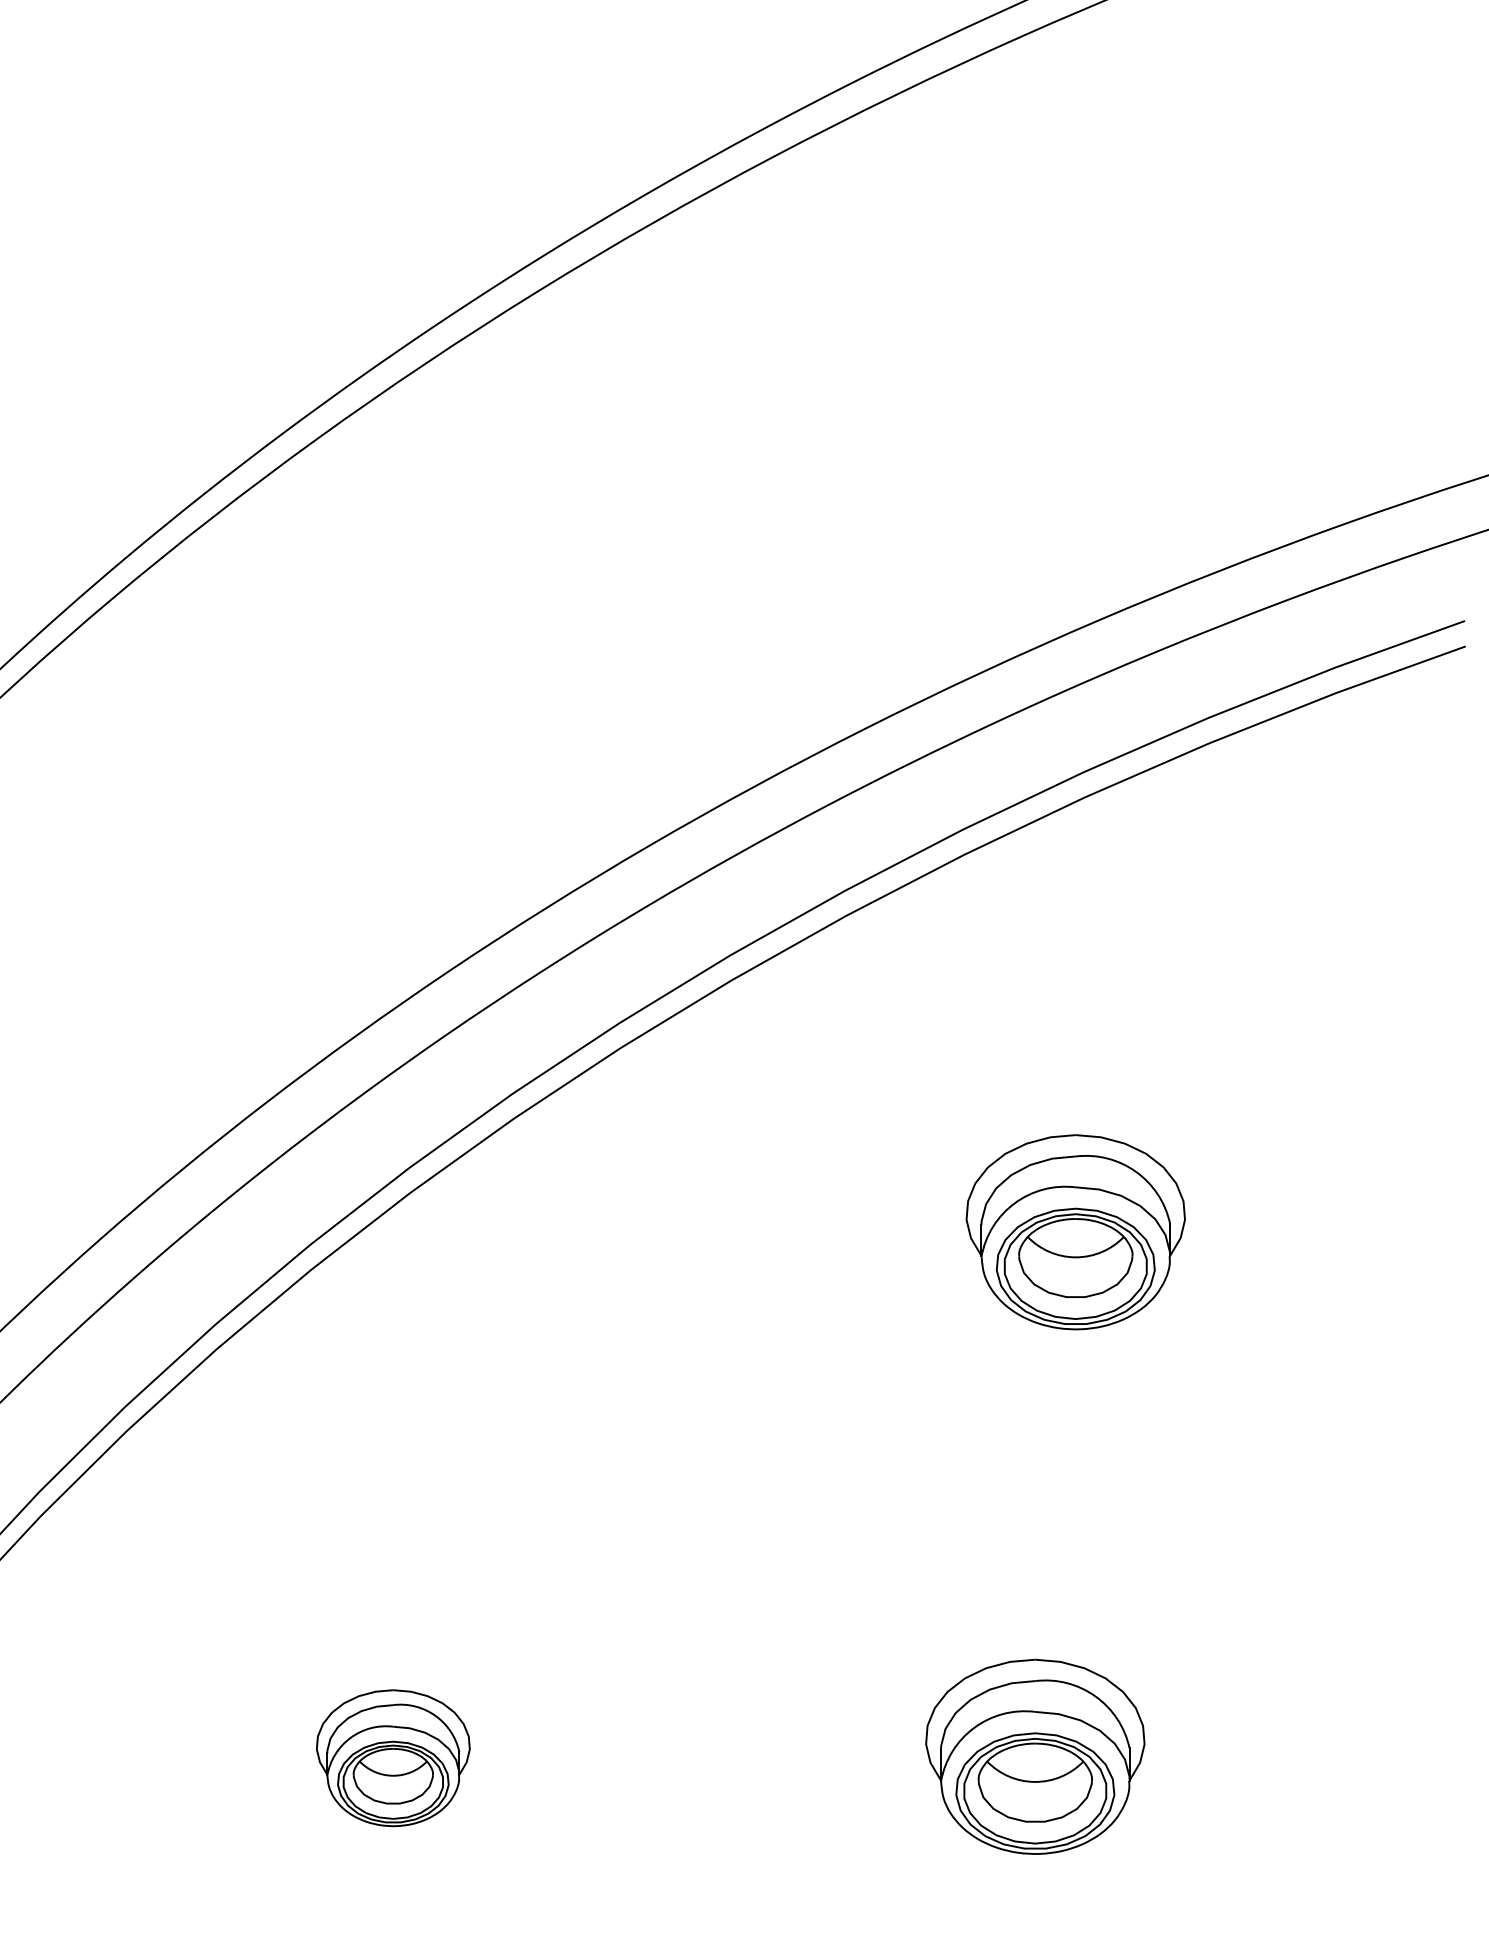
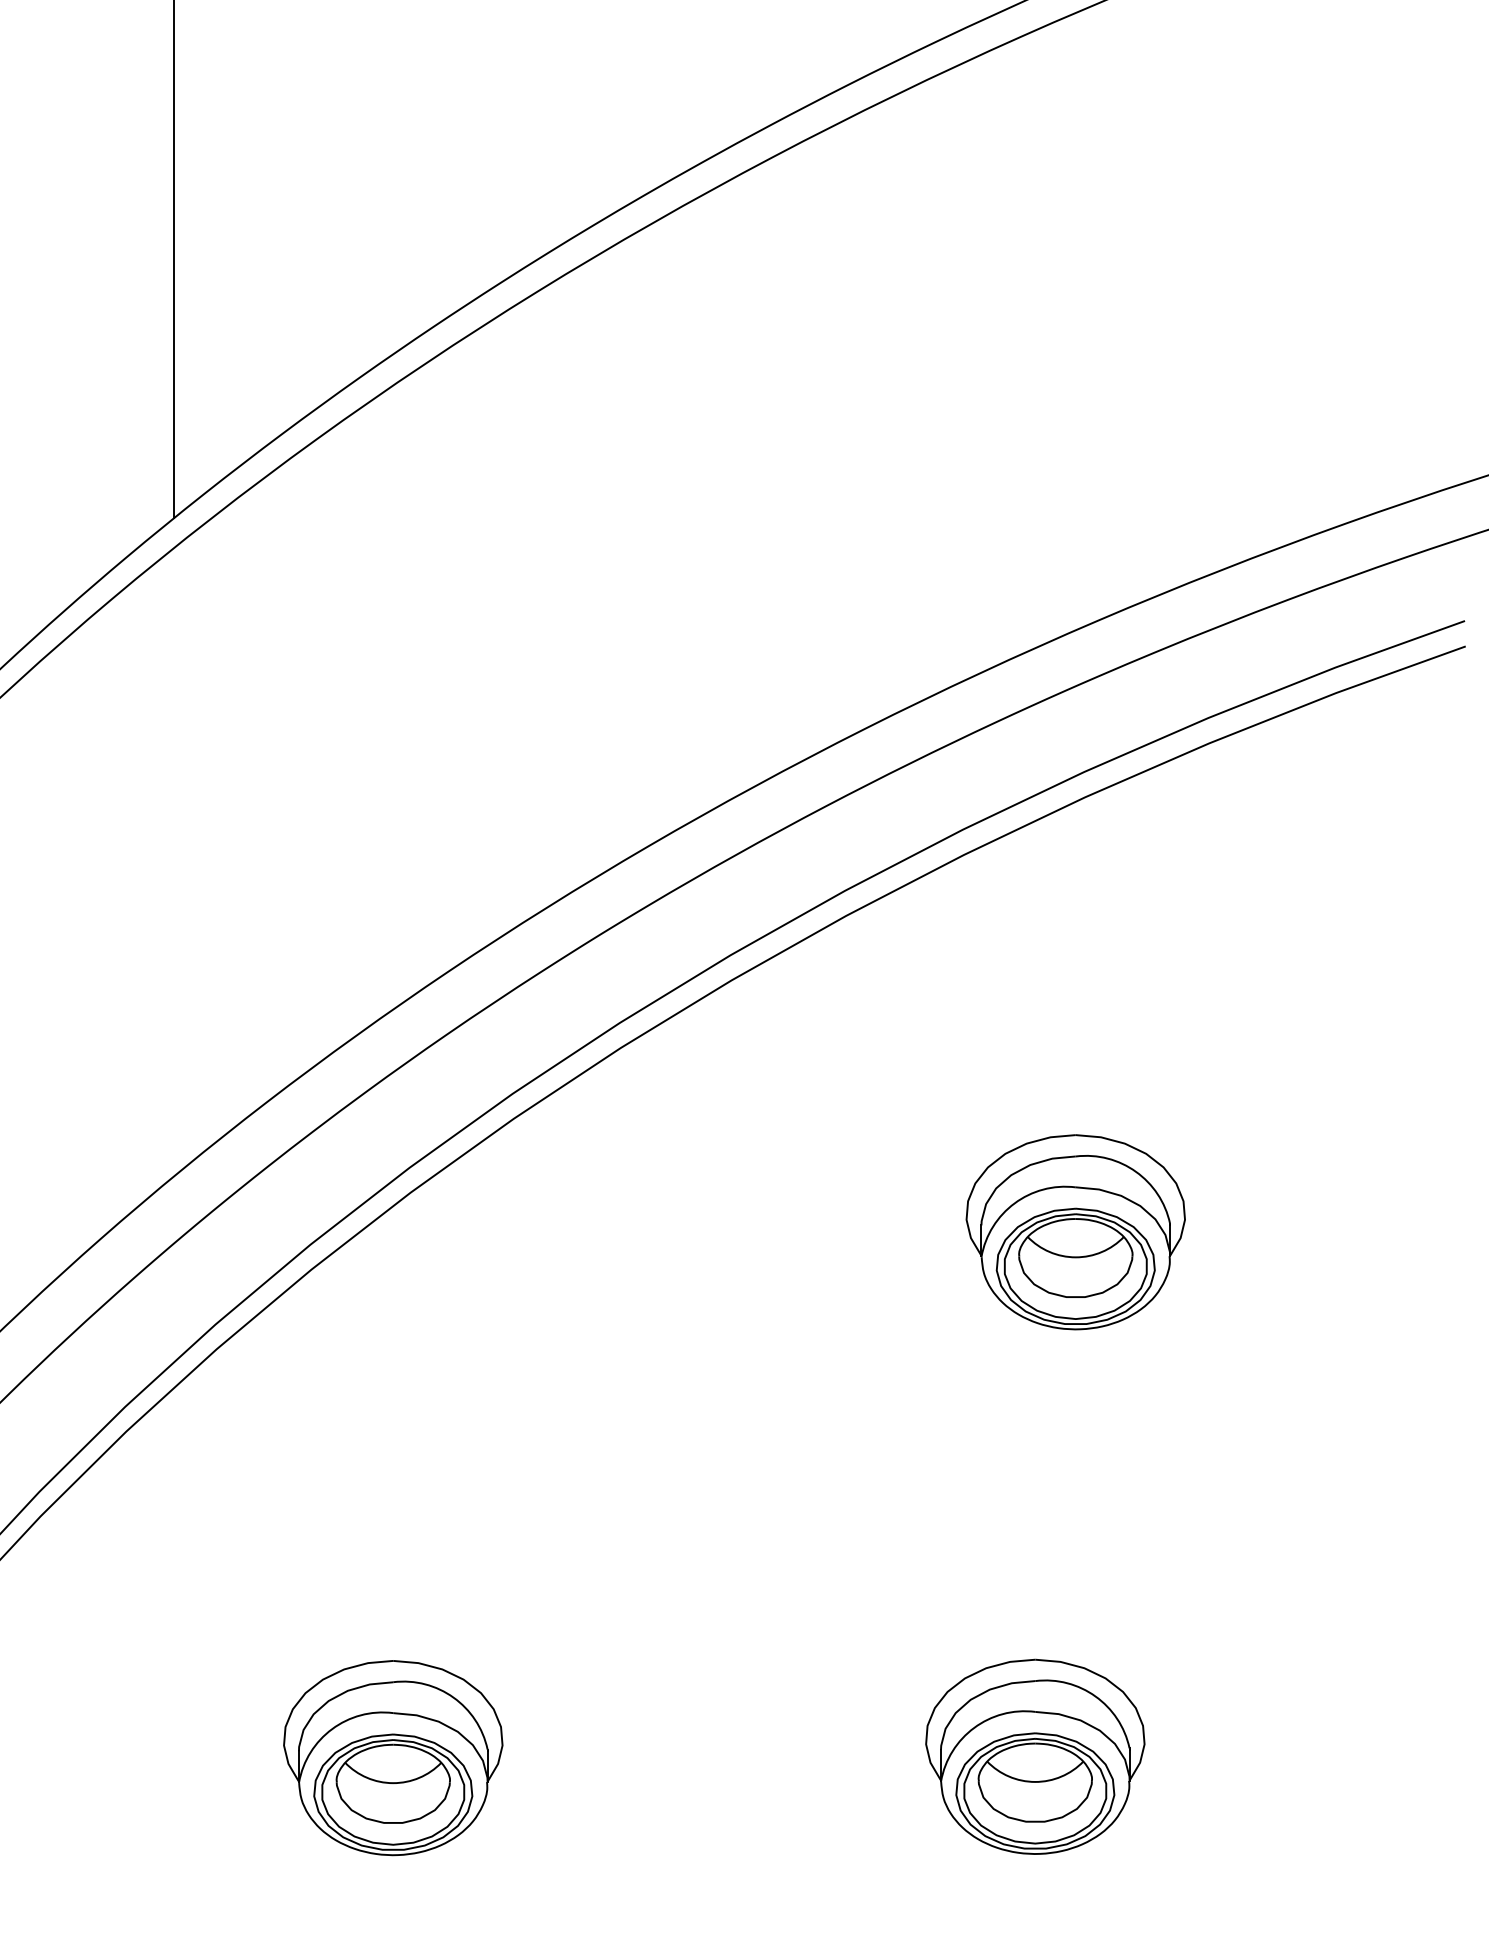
line: none -> present (174, 260)
part size: 155x139 px -> 221x197 px (393, 1758)
